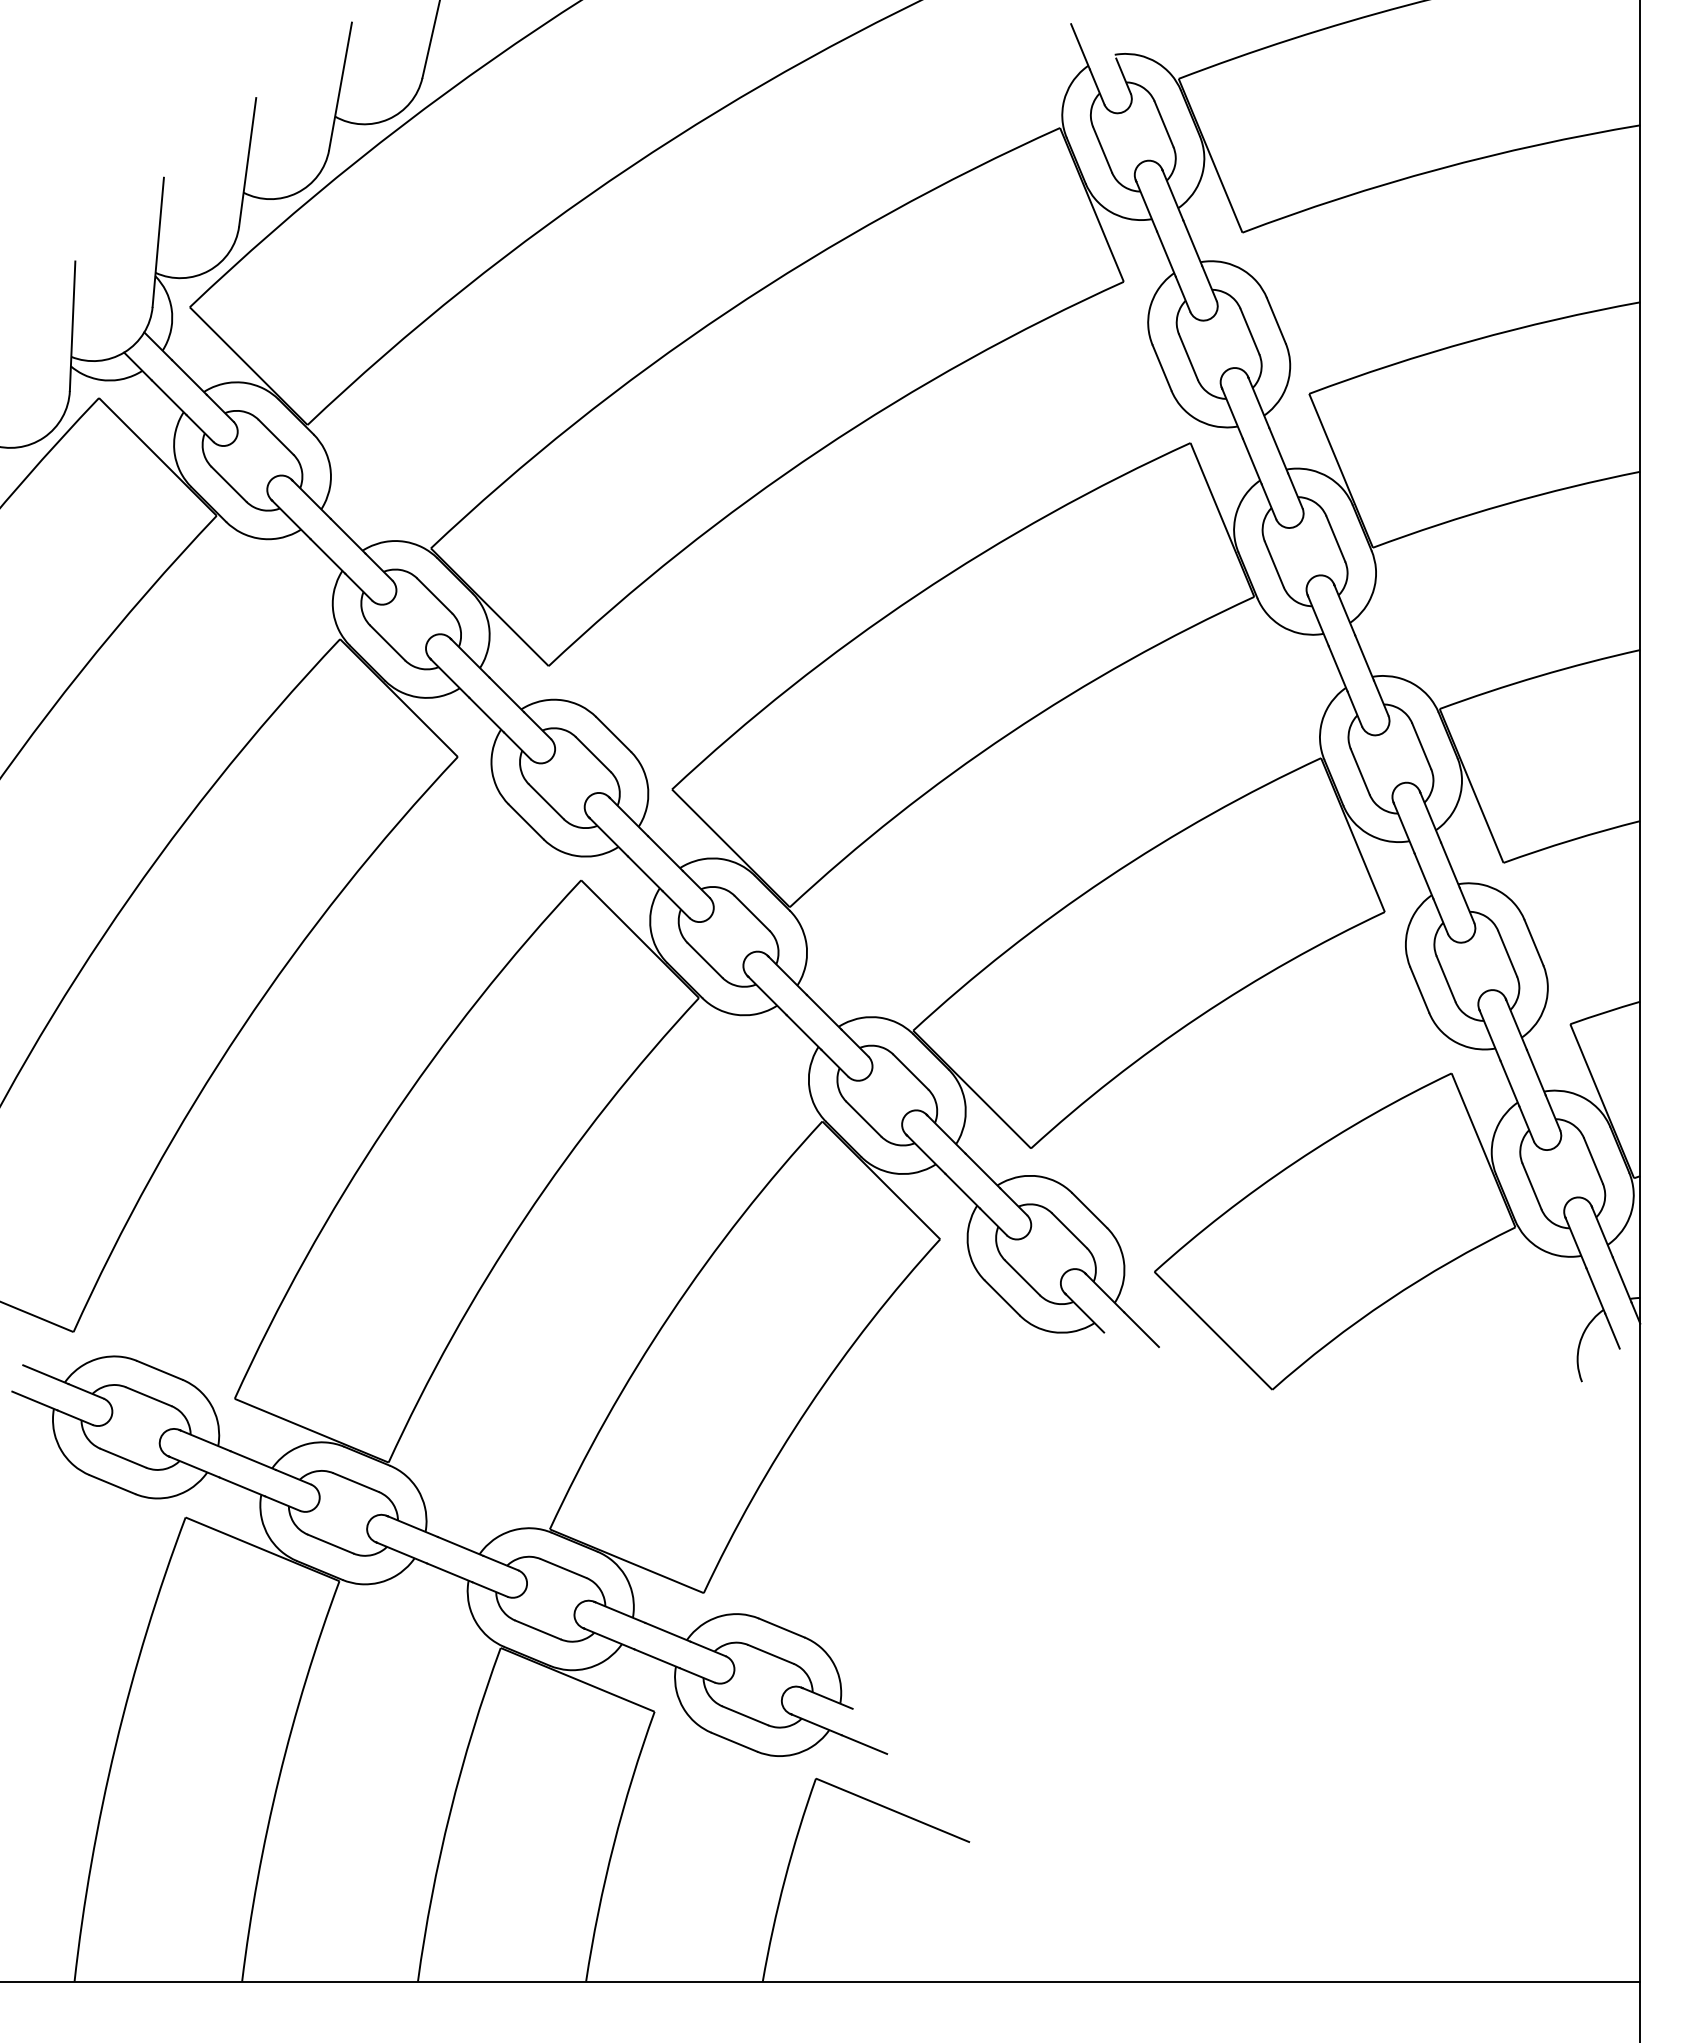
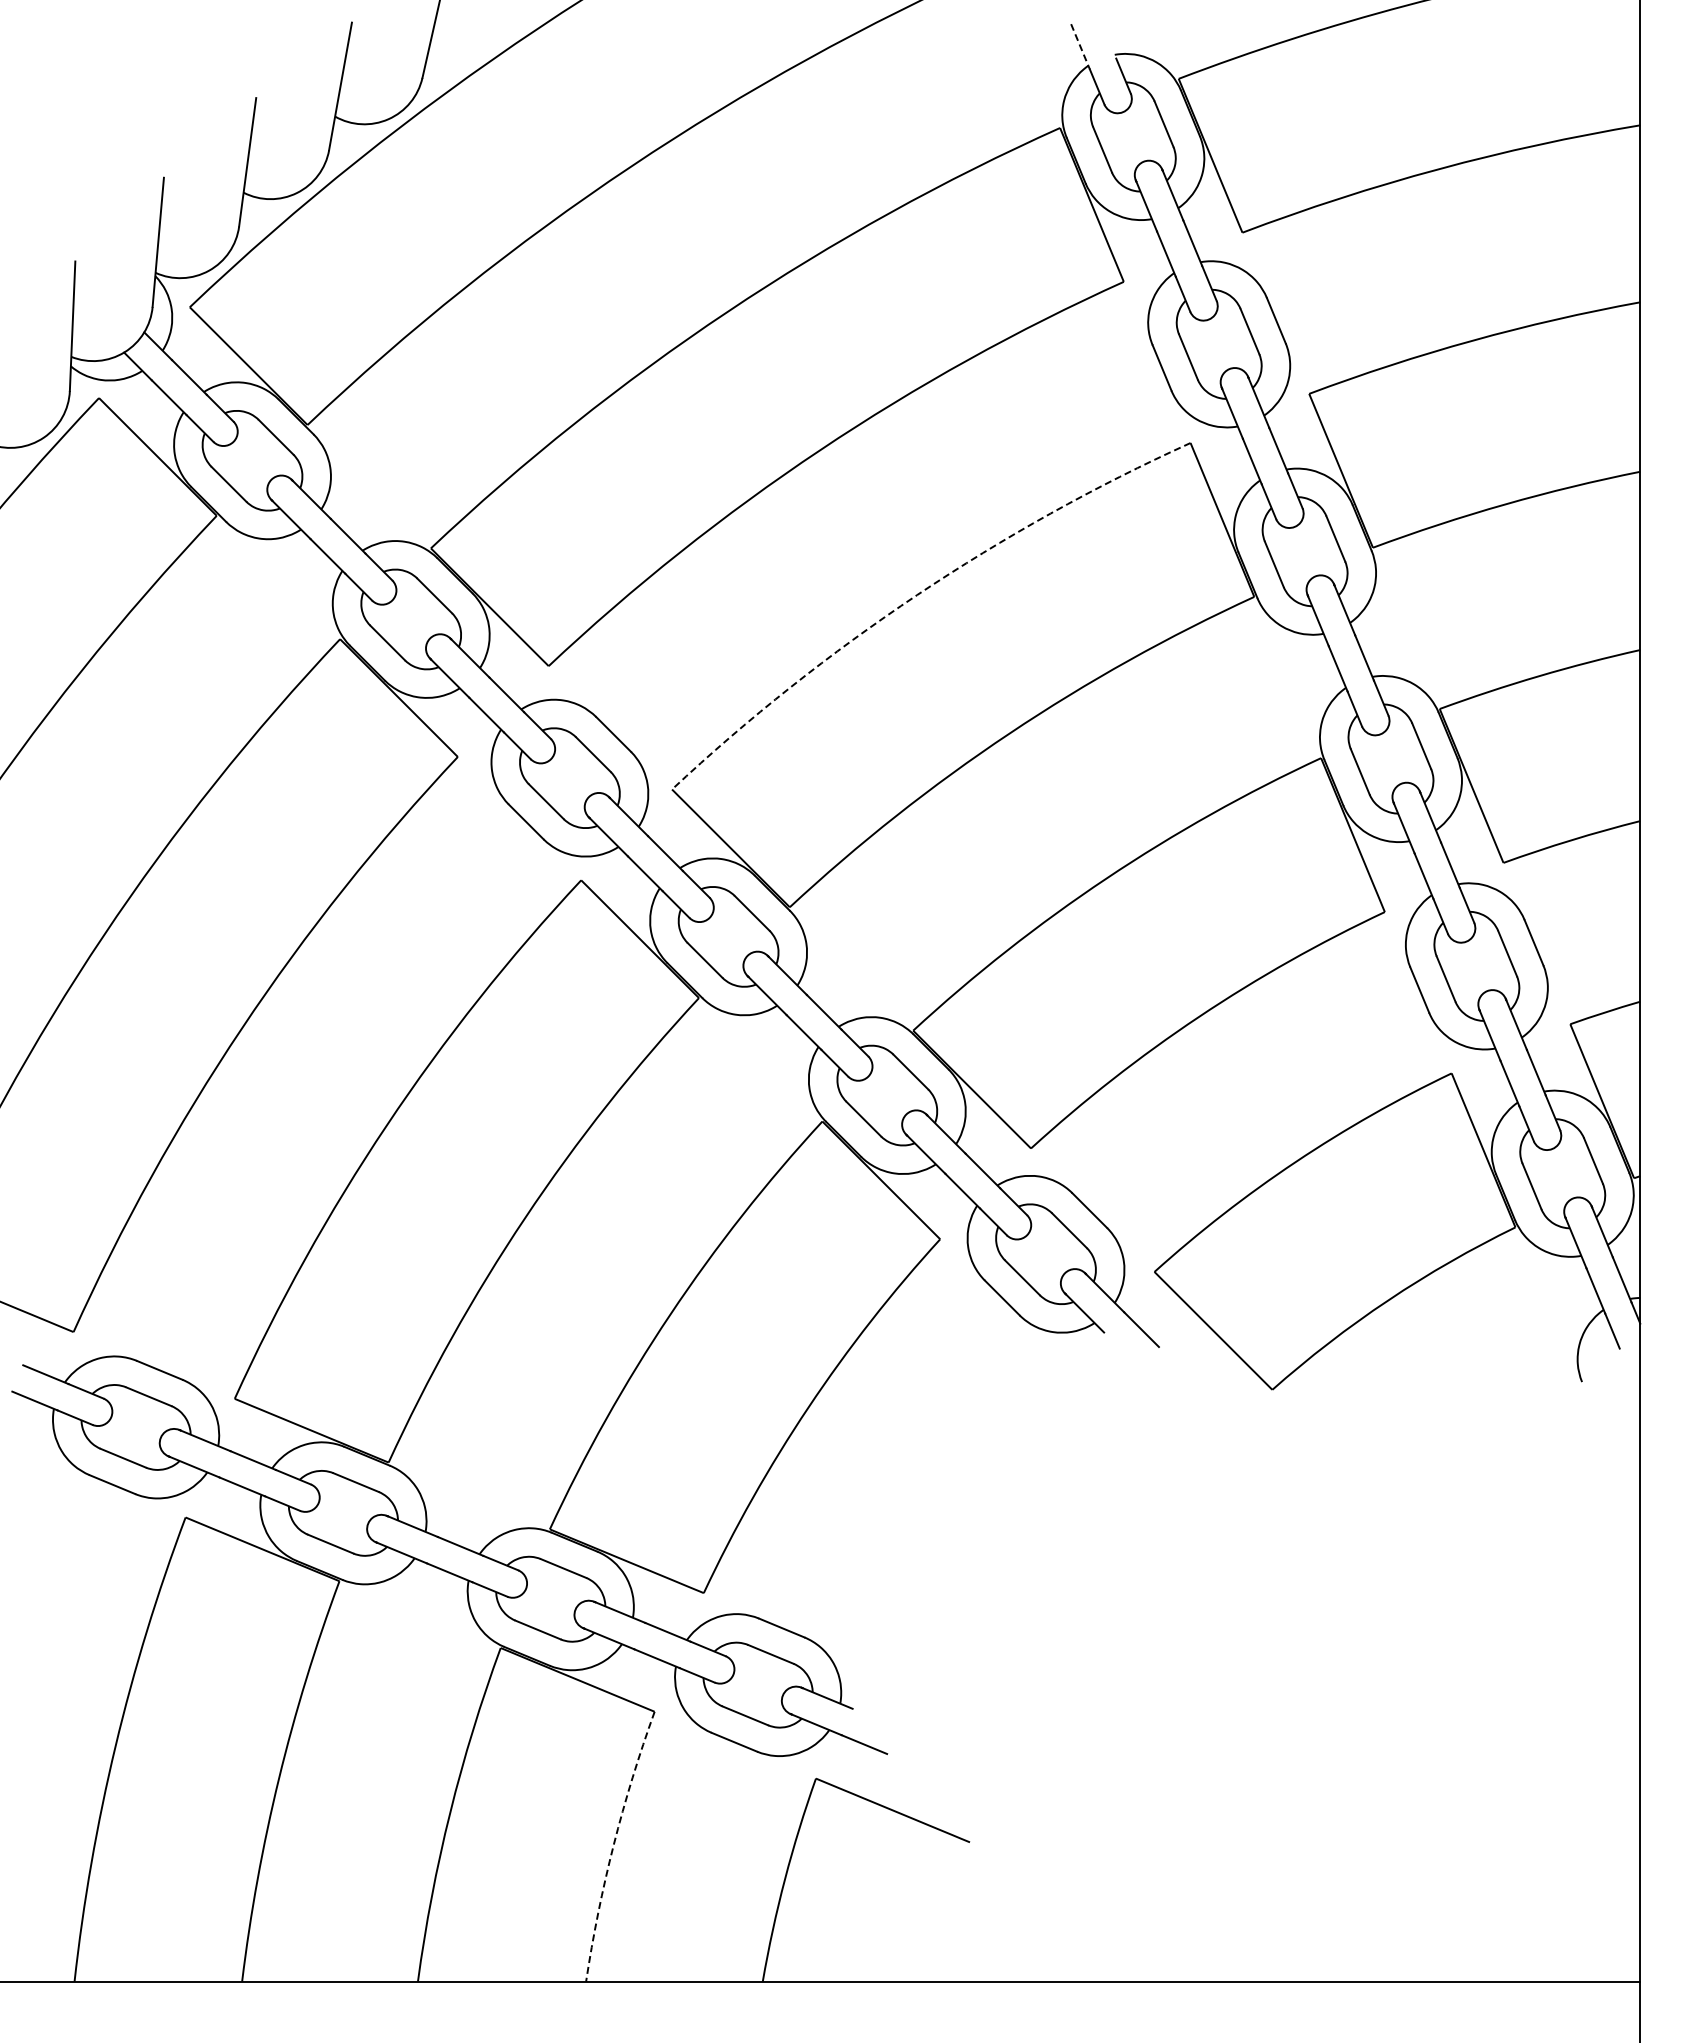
line: solid -> dashed (1080, 46)
arc: solid -> dashed (917, 595)
arc: solid -> dashed (613, 1845)
